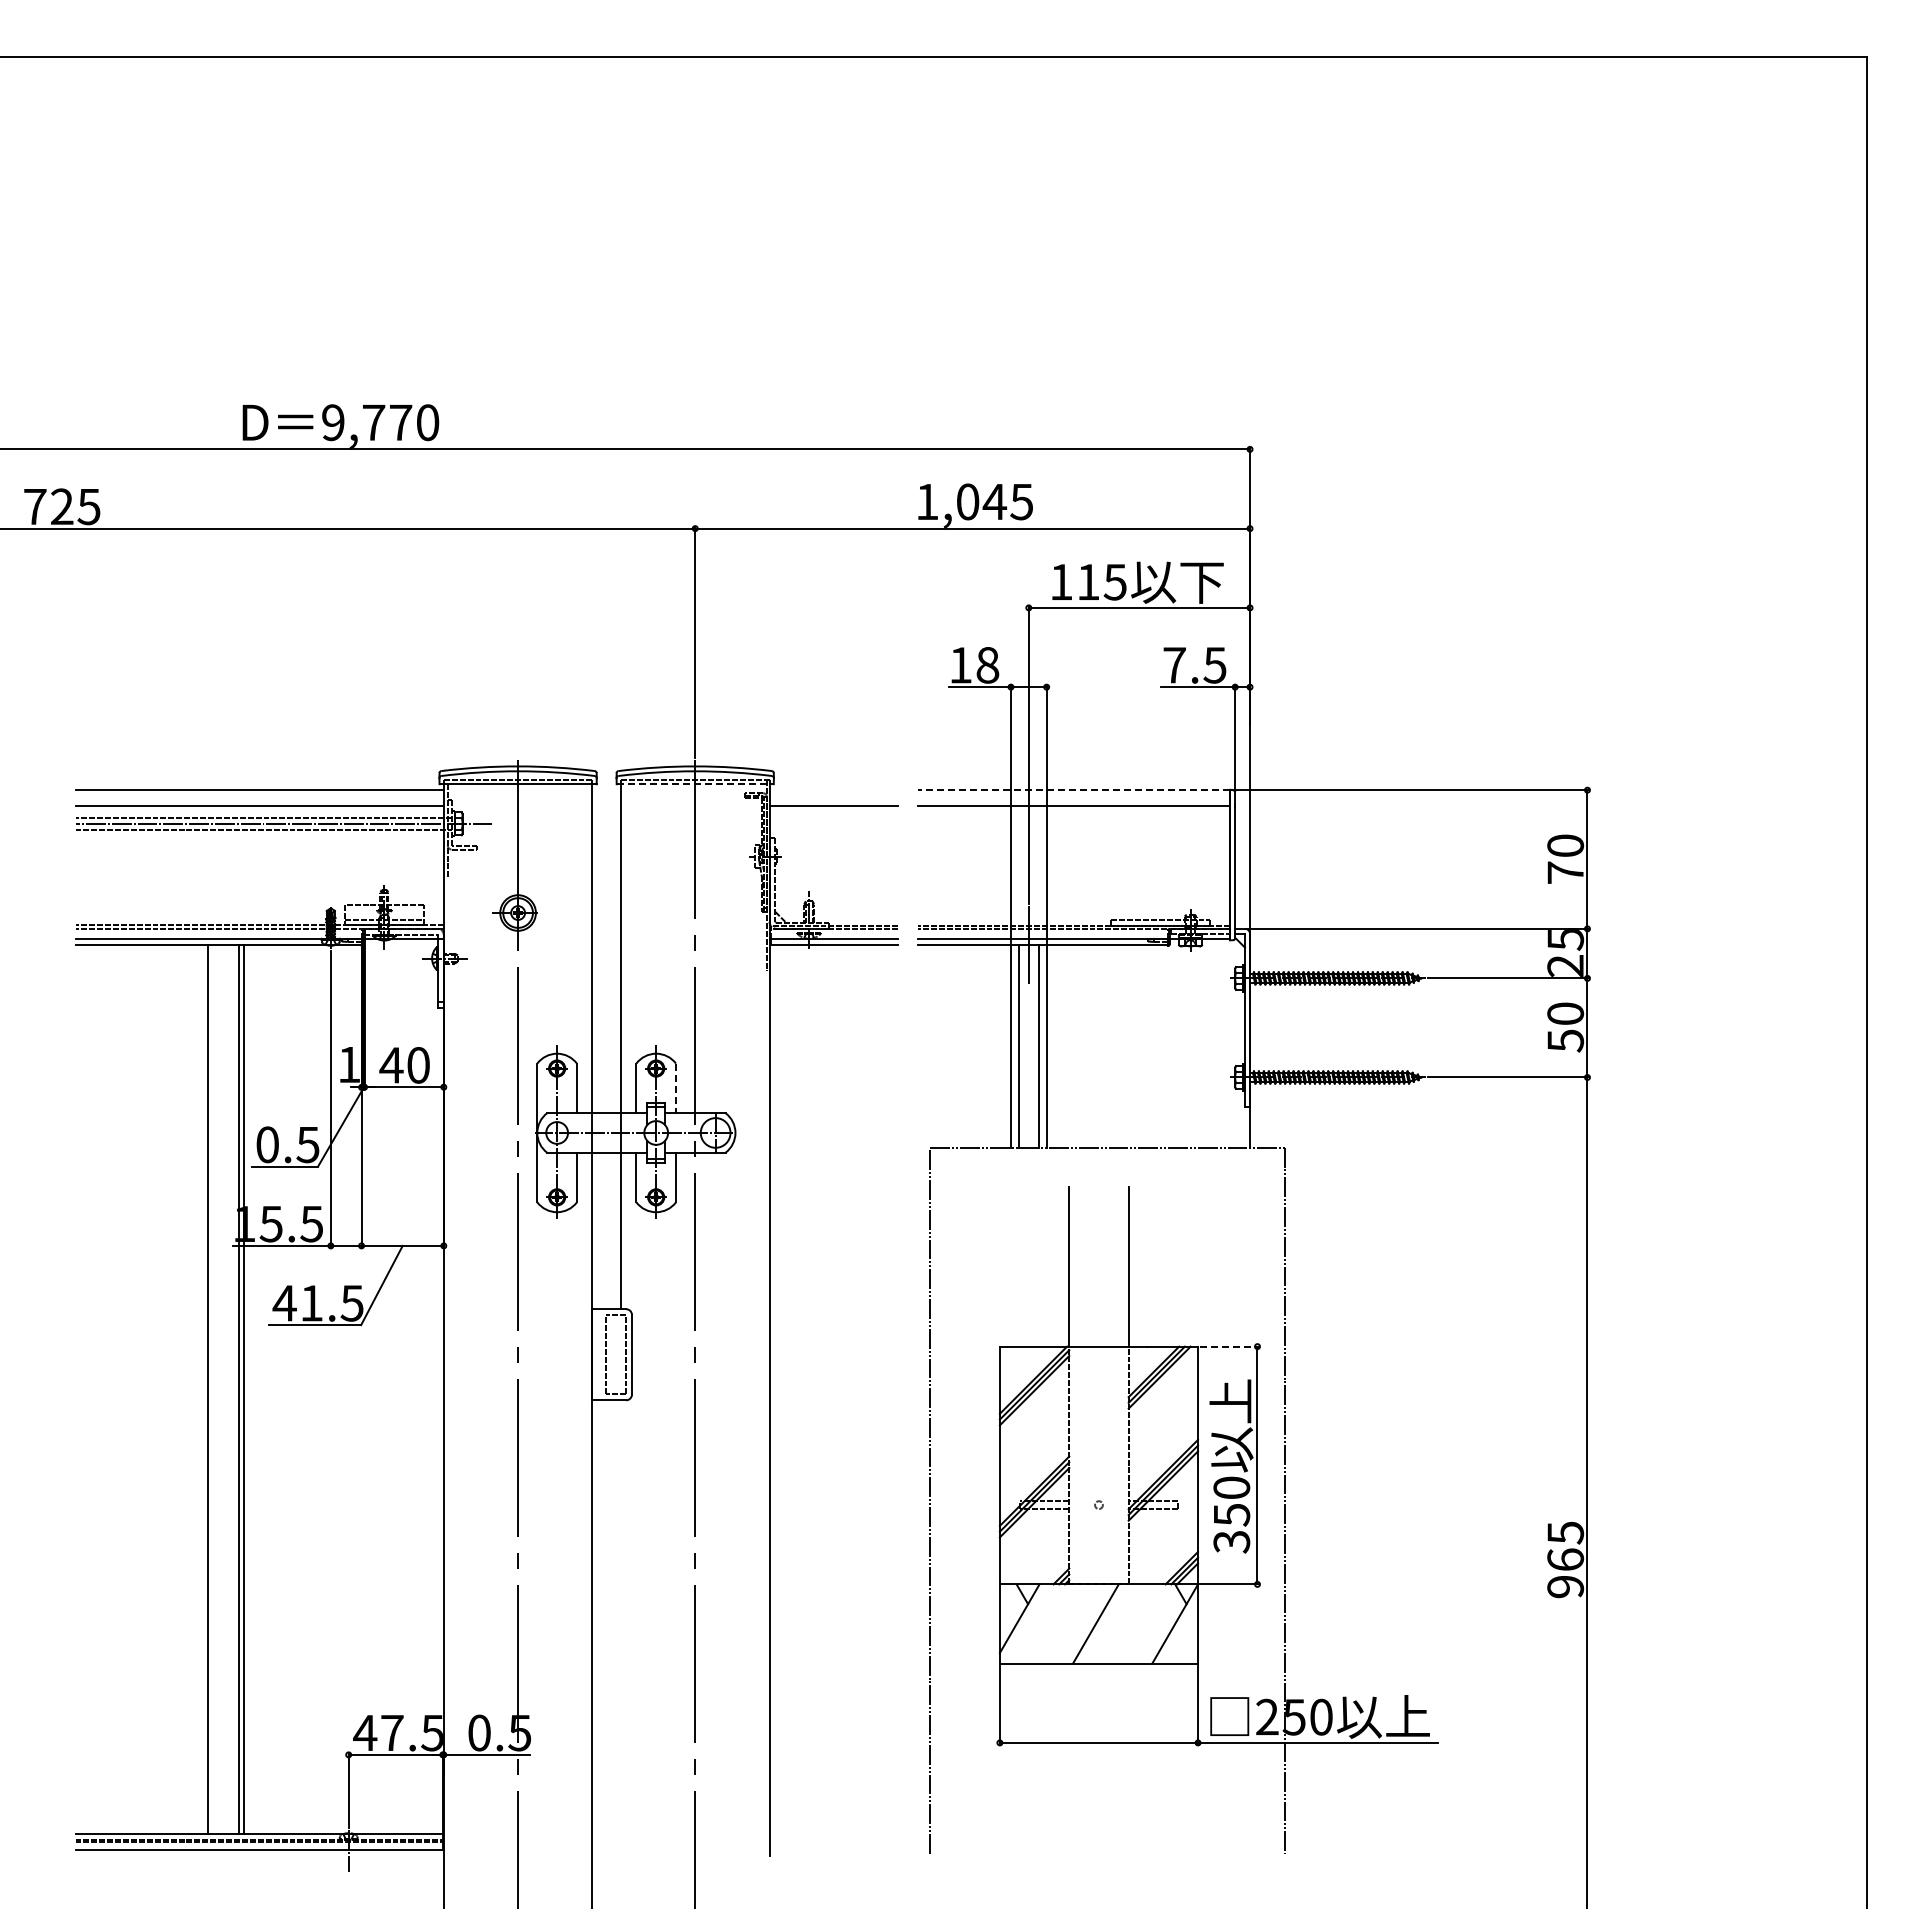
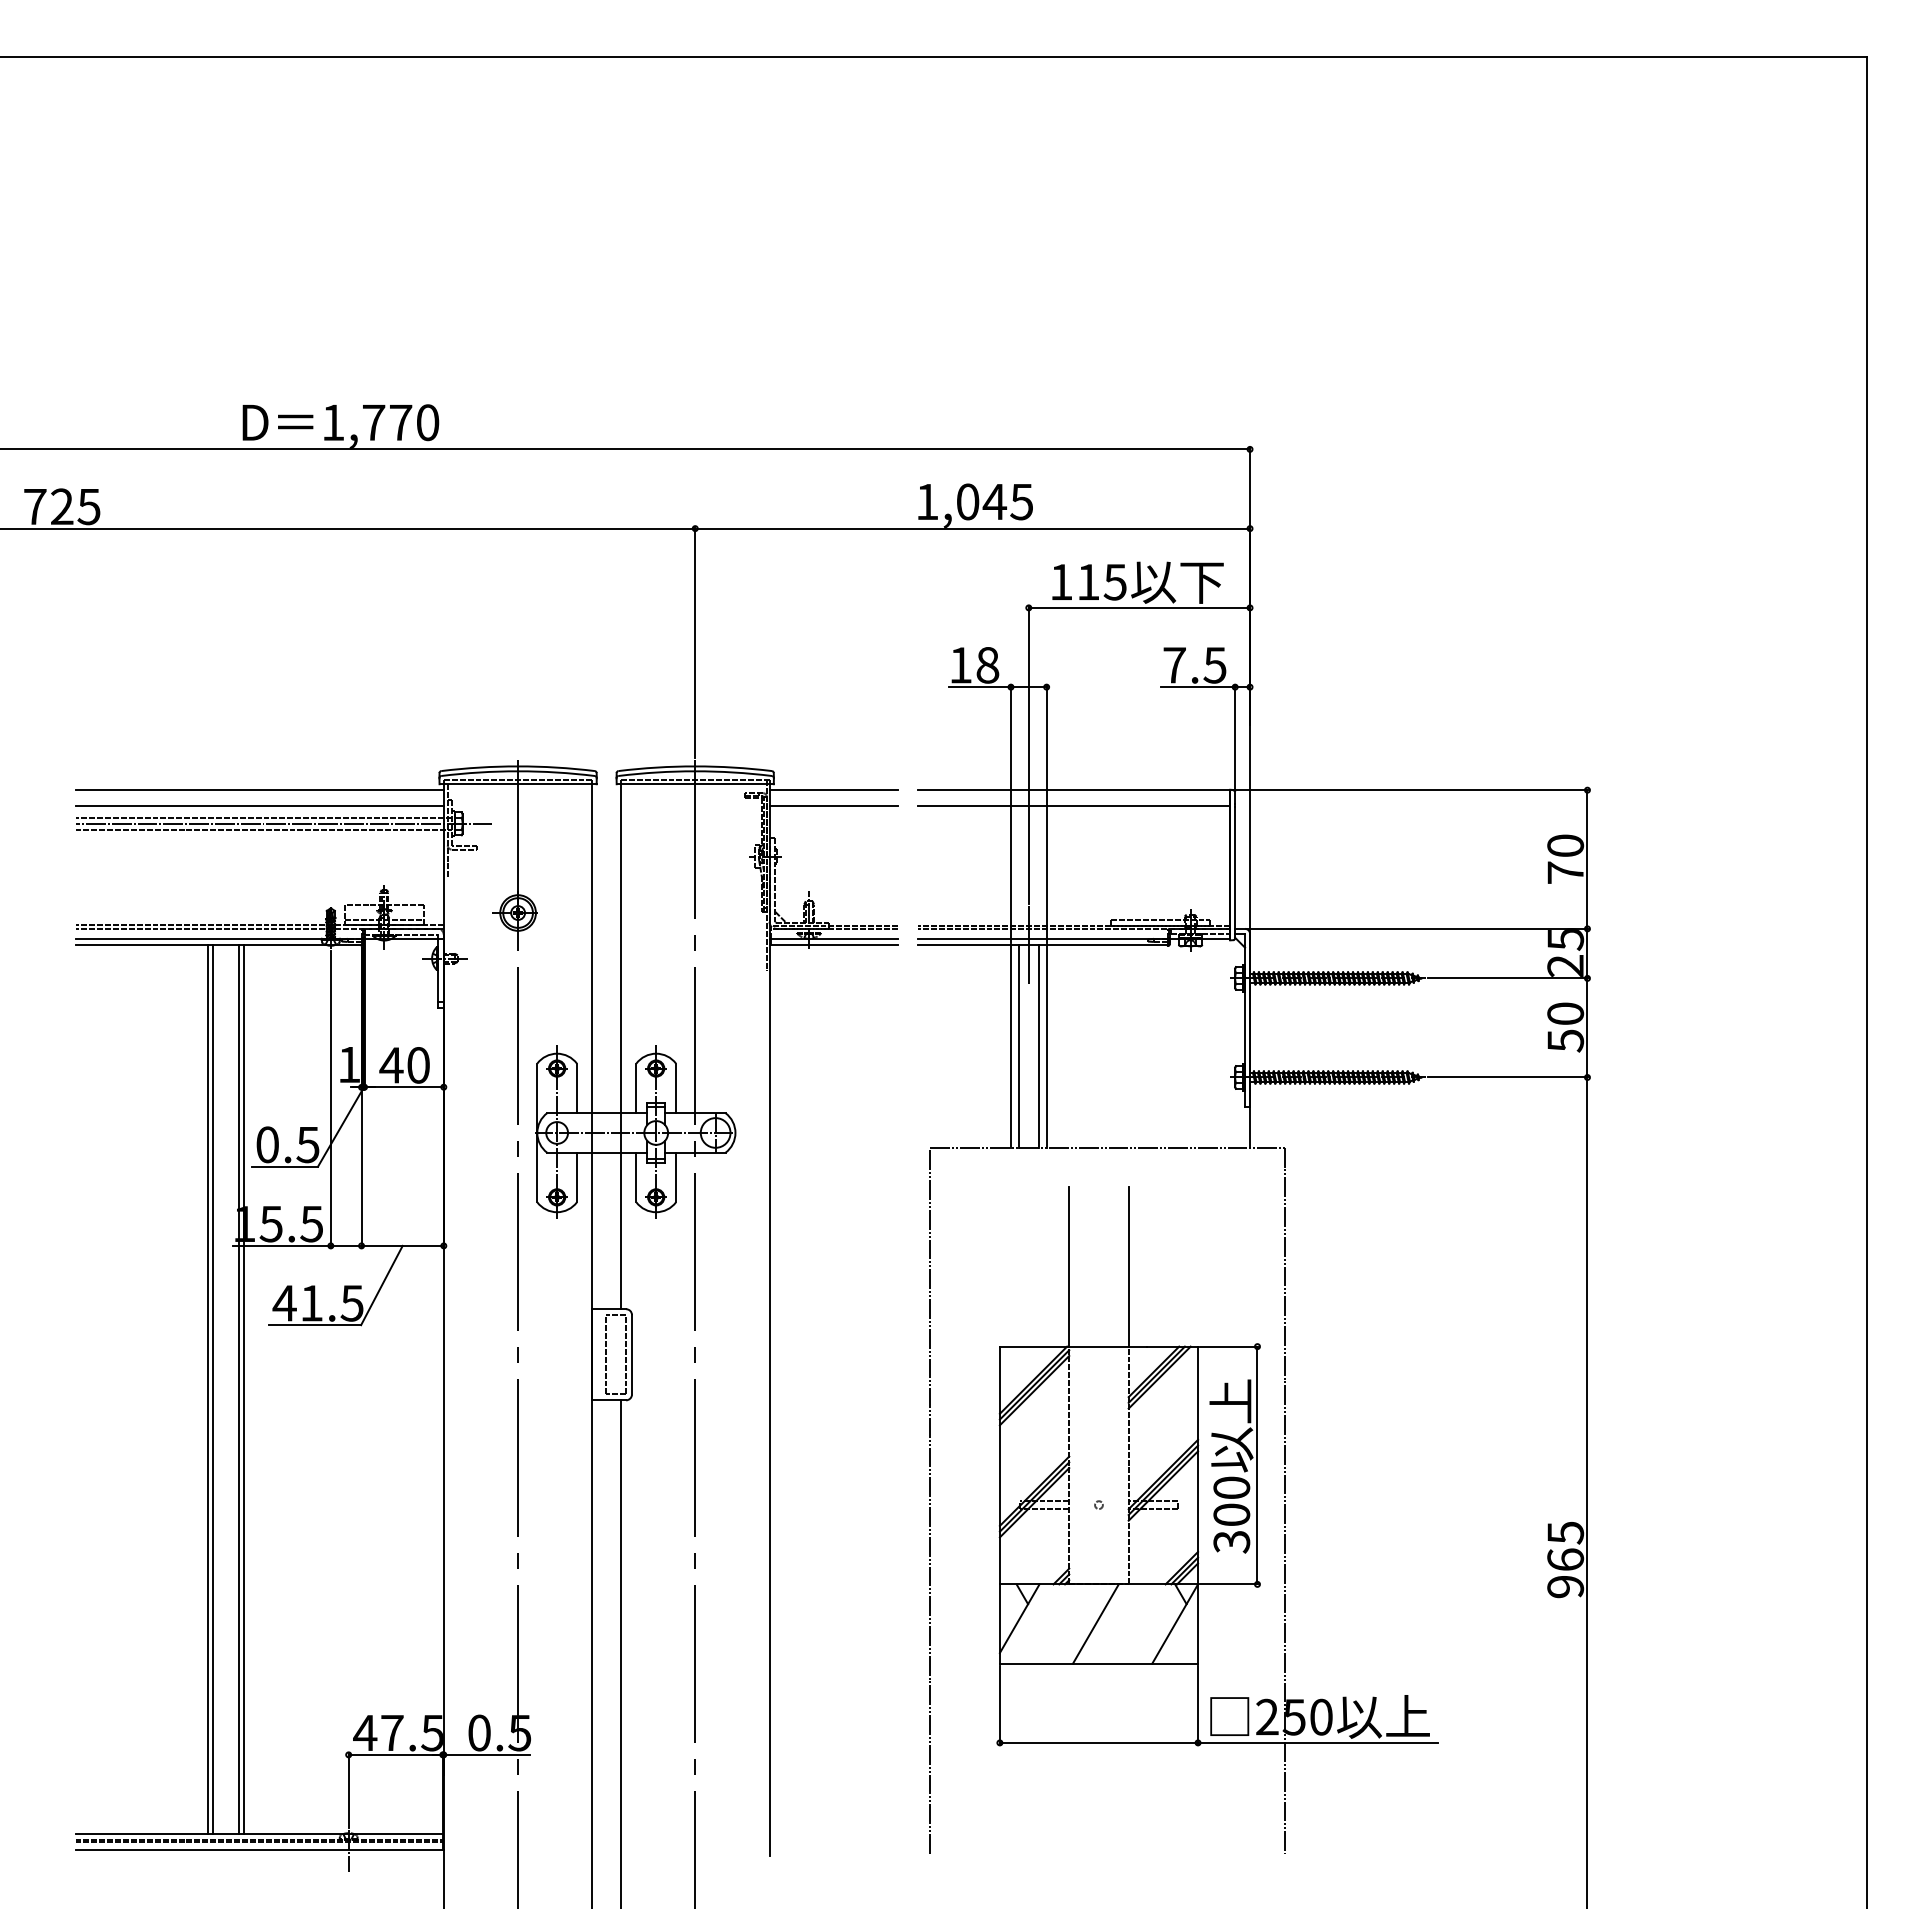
text: 9,770 -> 1,770 (333, 422)
line: dashed -> solid (695, 784)
line: none -> present (833, 790)
line: dashed -> solid (1073, 790)
line: dashed -> solid (676, 1088)
line: dashed -> solid (1229, 1346)
line: none -> present (213, 1389)
text: 350 -> 300 (1231, 1514)
line: none -> present (620, 1652)
